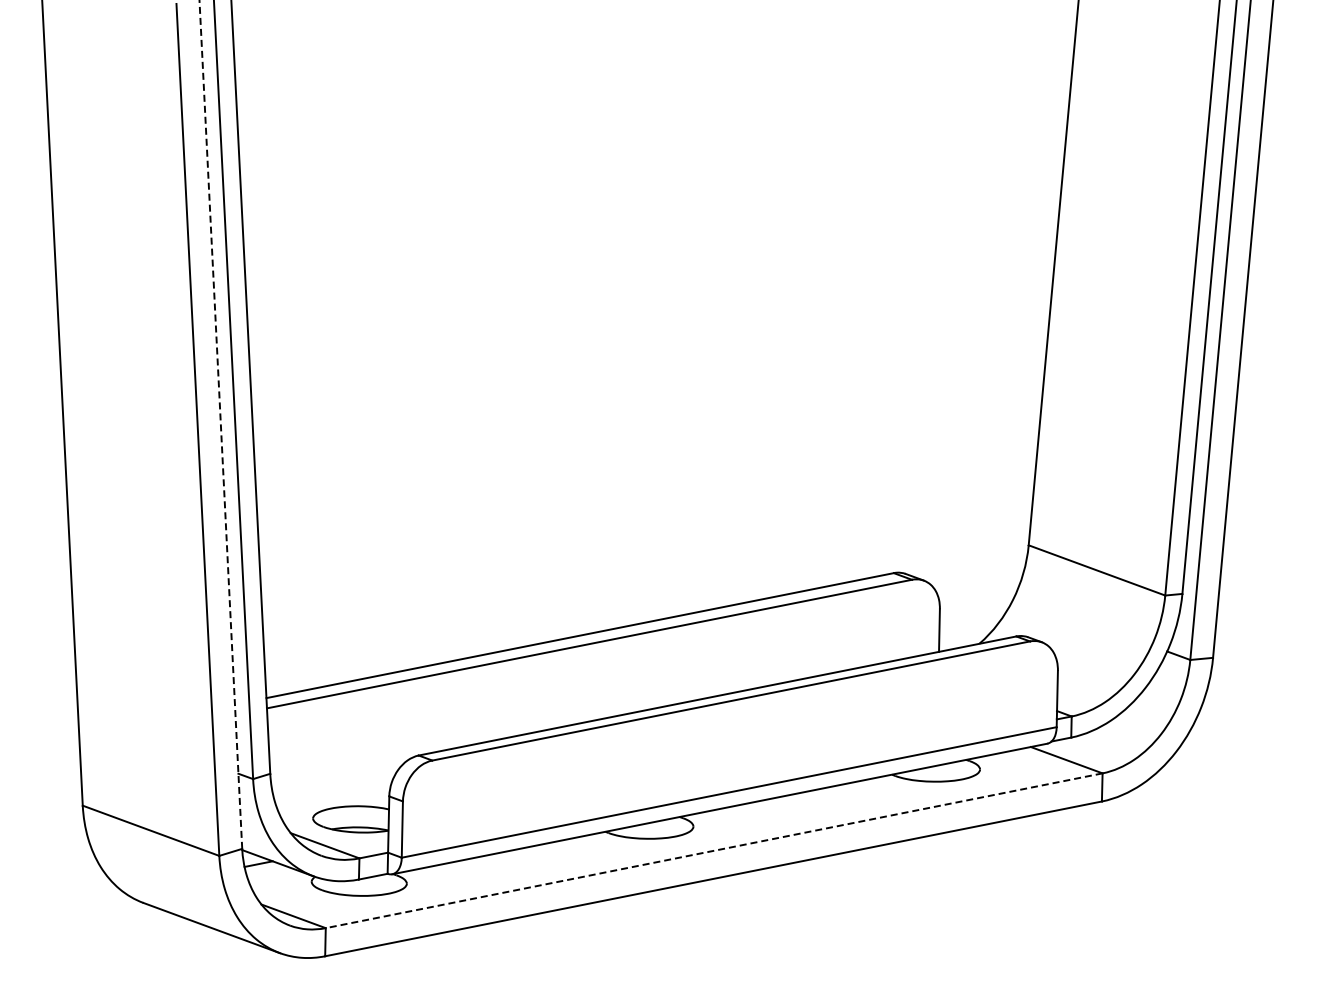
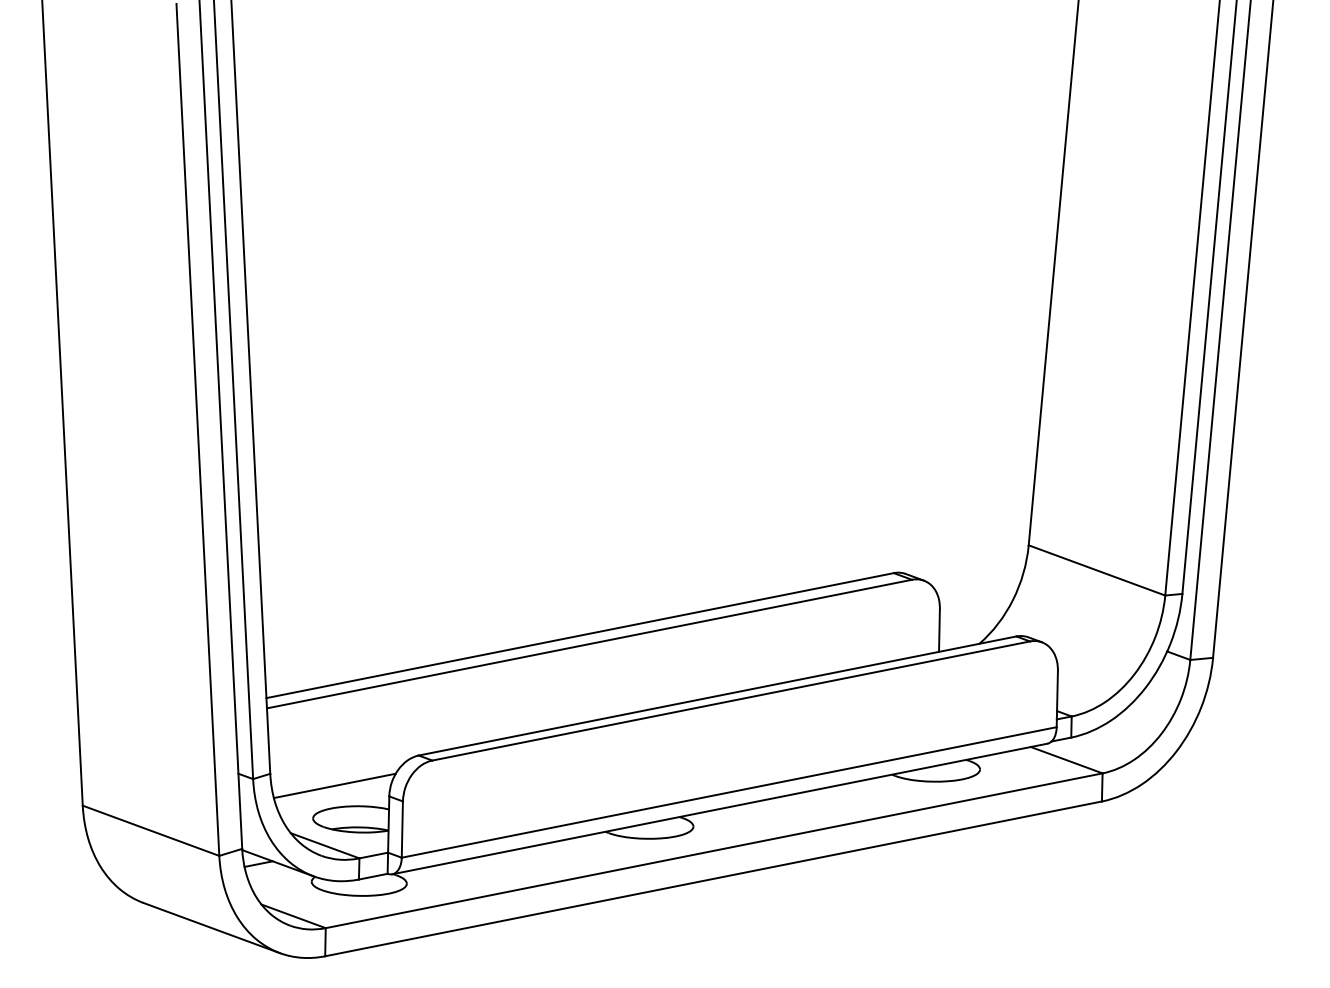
line: dashed -> solid (220, 424)
line: none -> present (334, 785)
line: dashed -> solid (713, 850)
